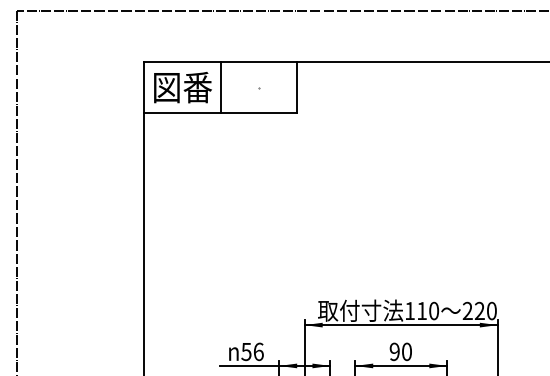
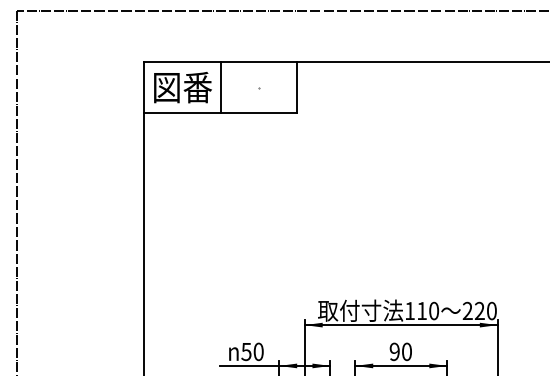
text: 56 -> 50 (258, 351)
